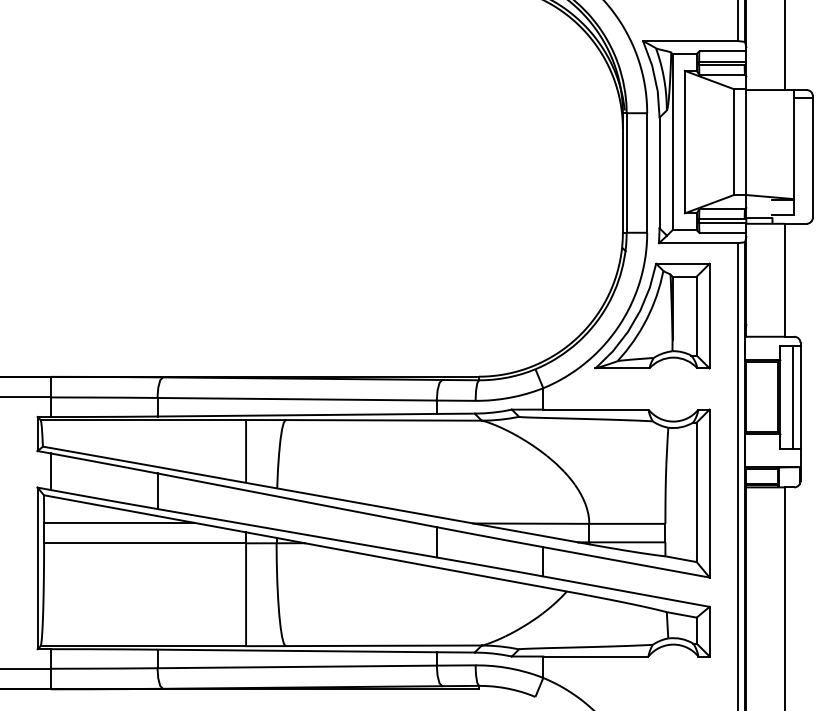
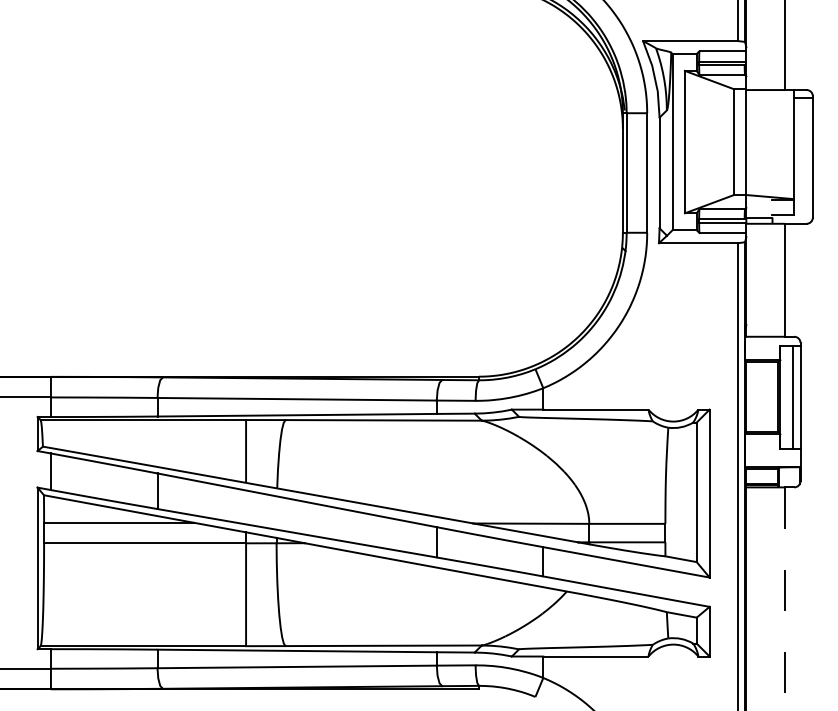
part: present -> none (652, 315)
line: solid -> dashed (784, 599)
